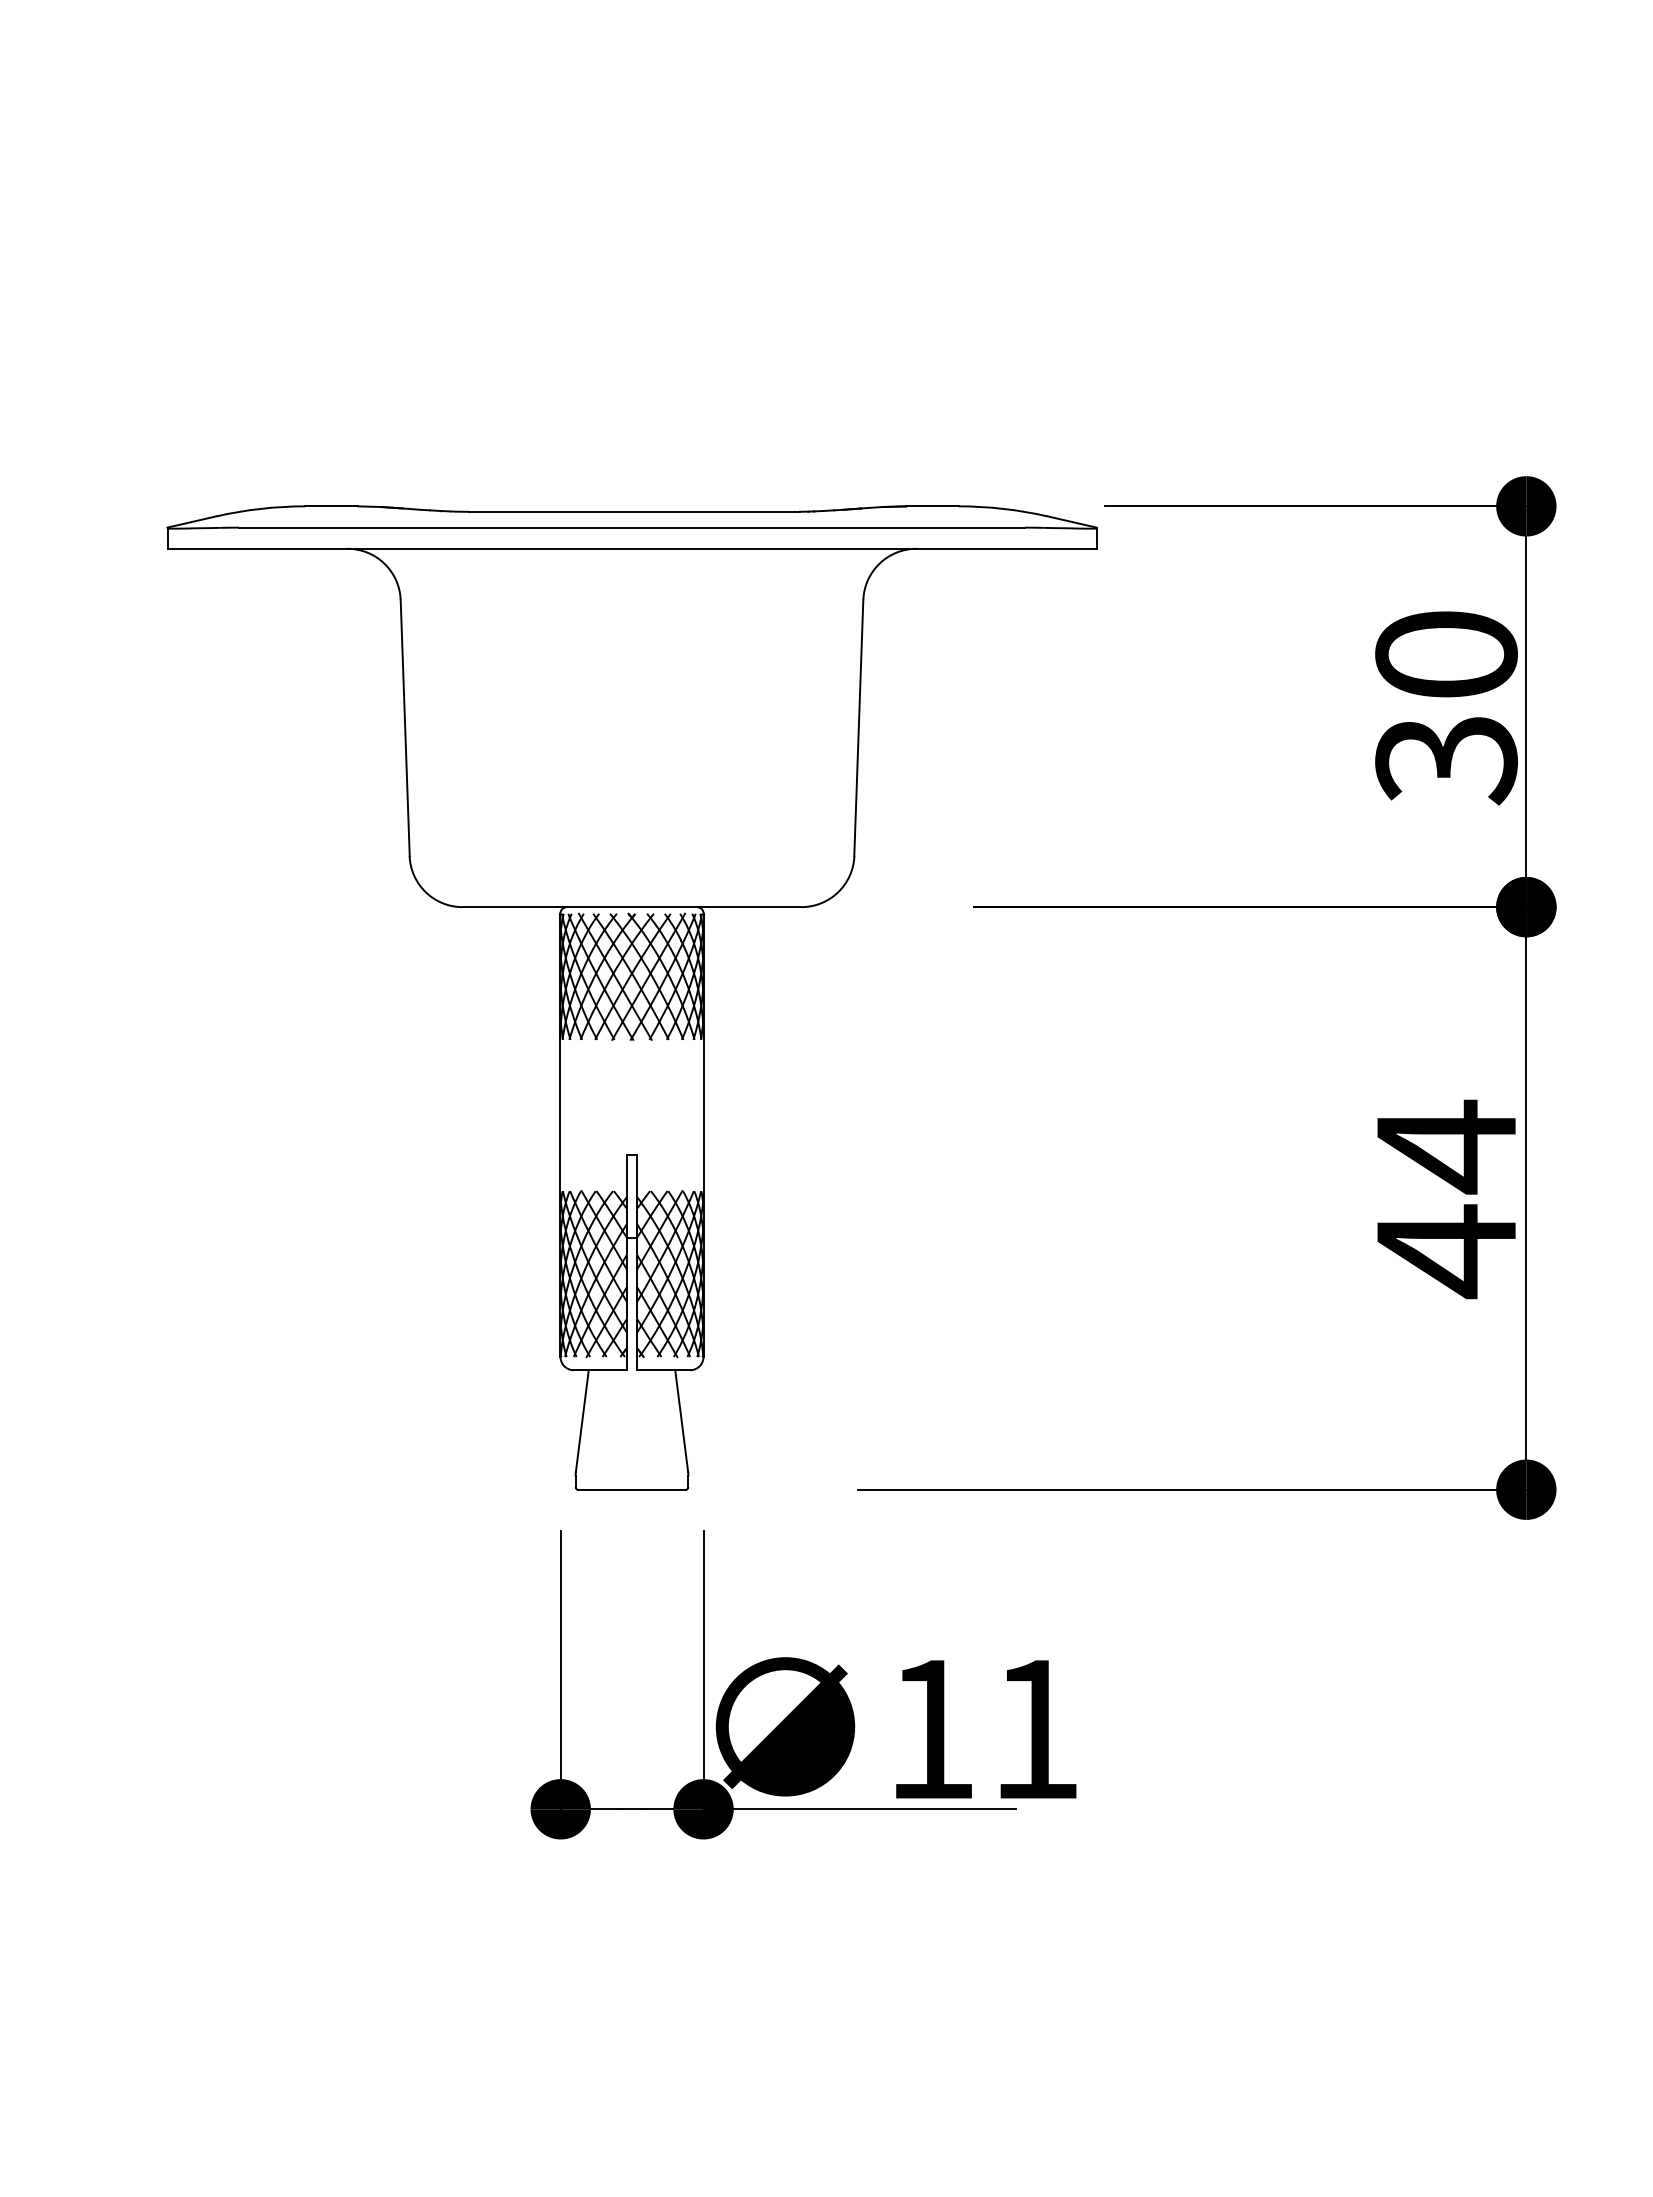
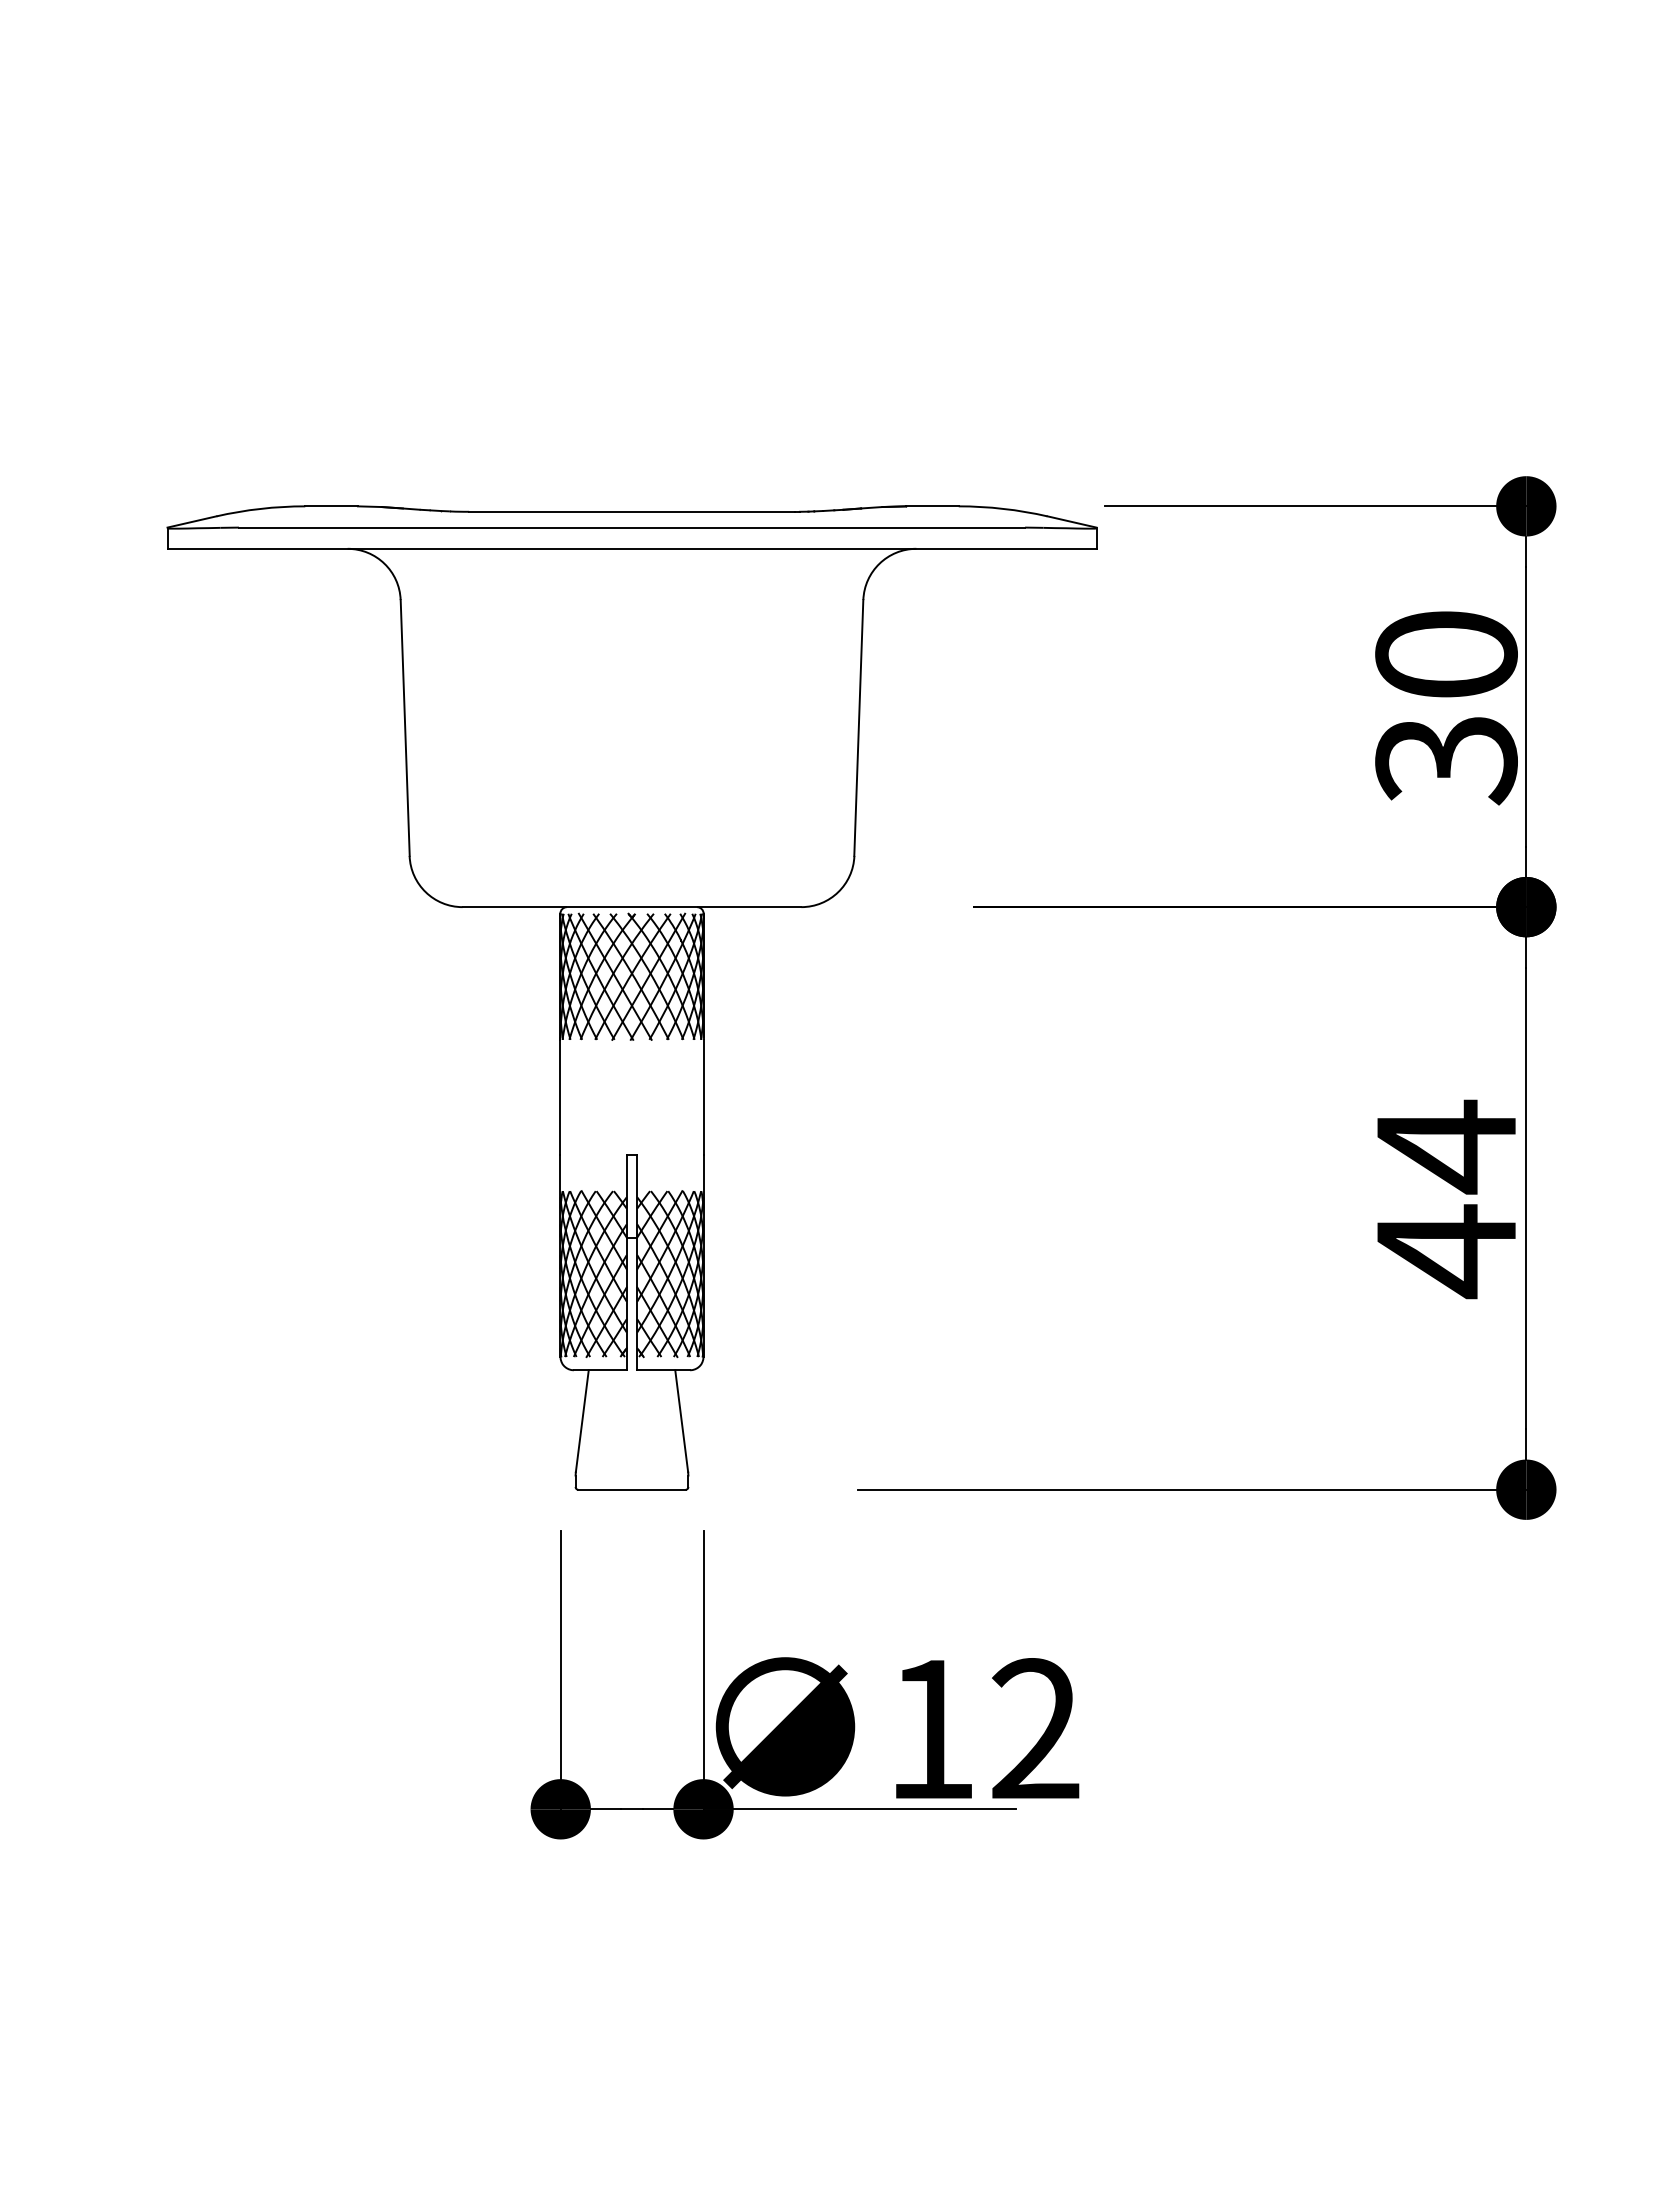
text: 11 -> 12 (1035, 1728)
